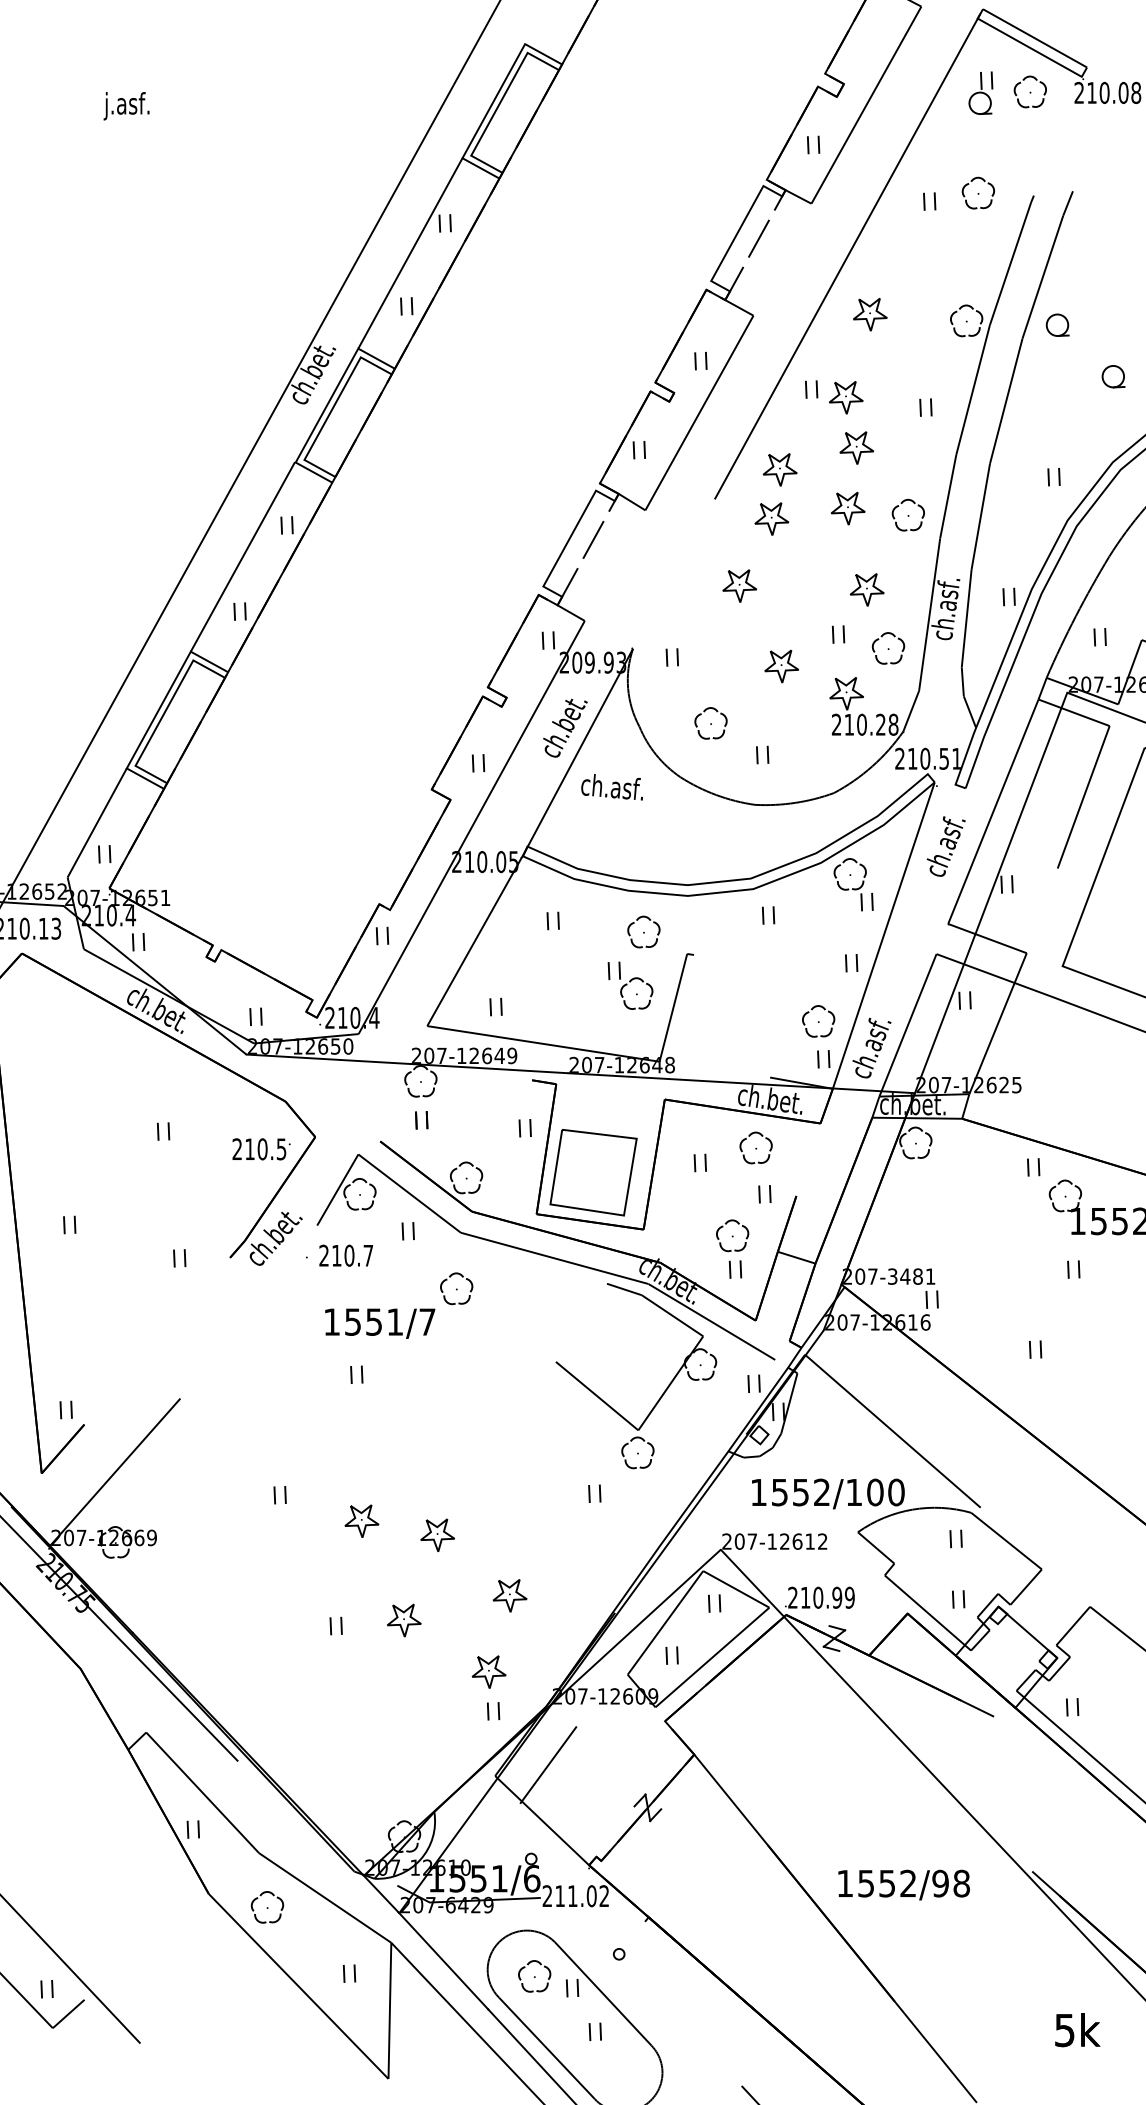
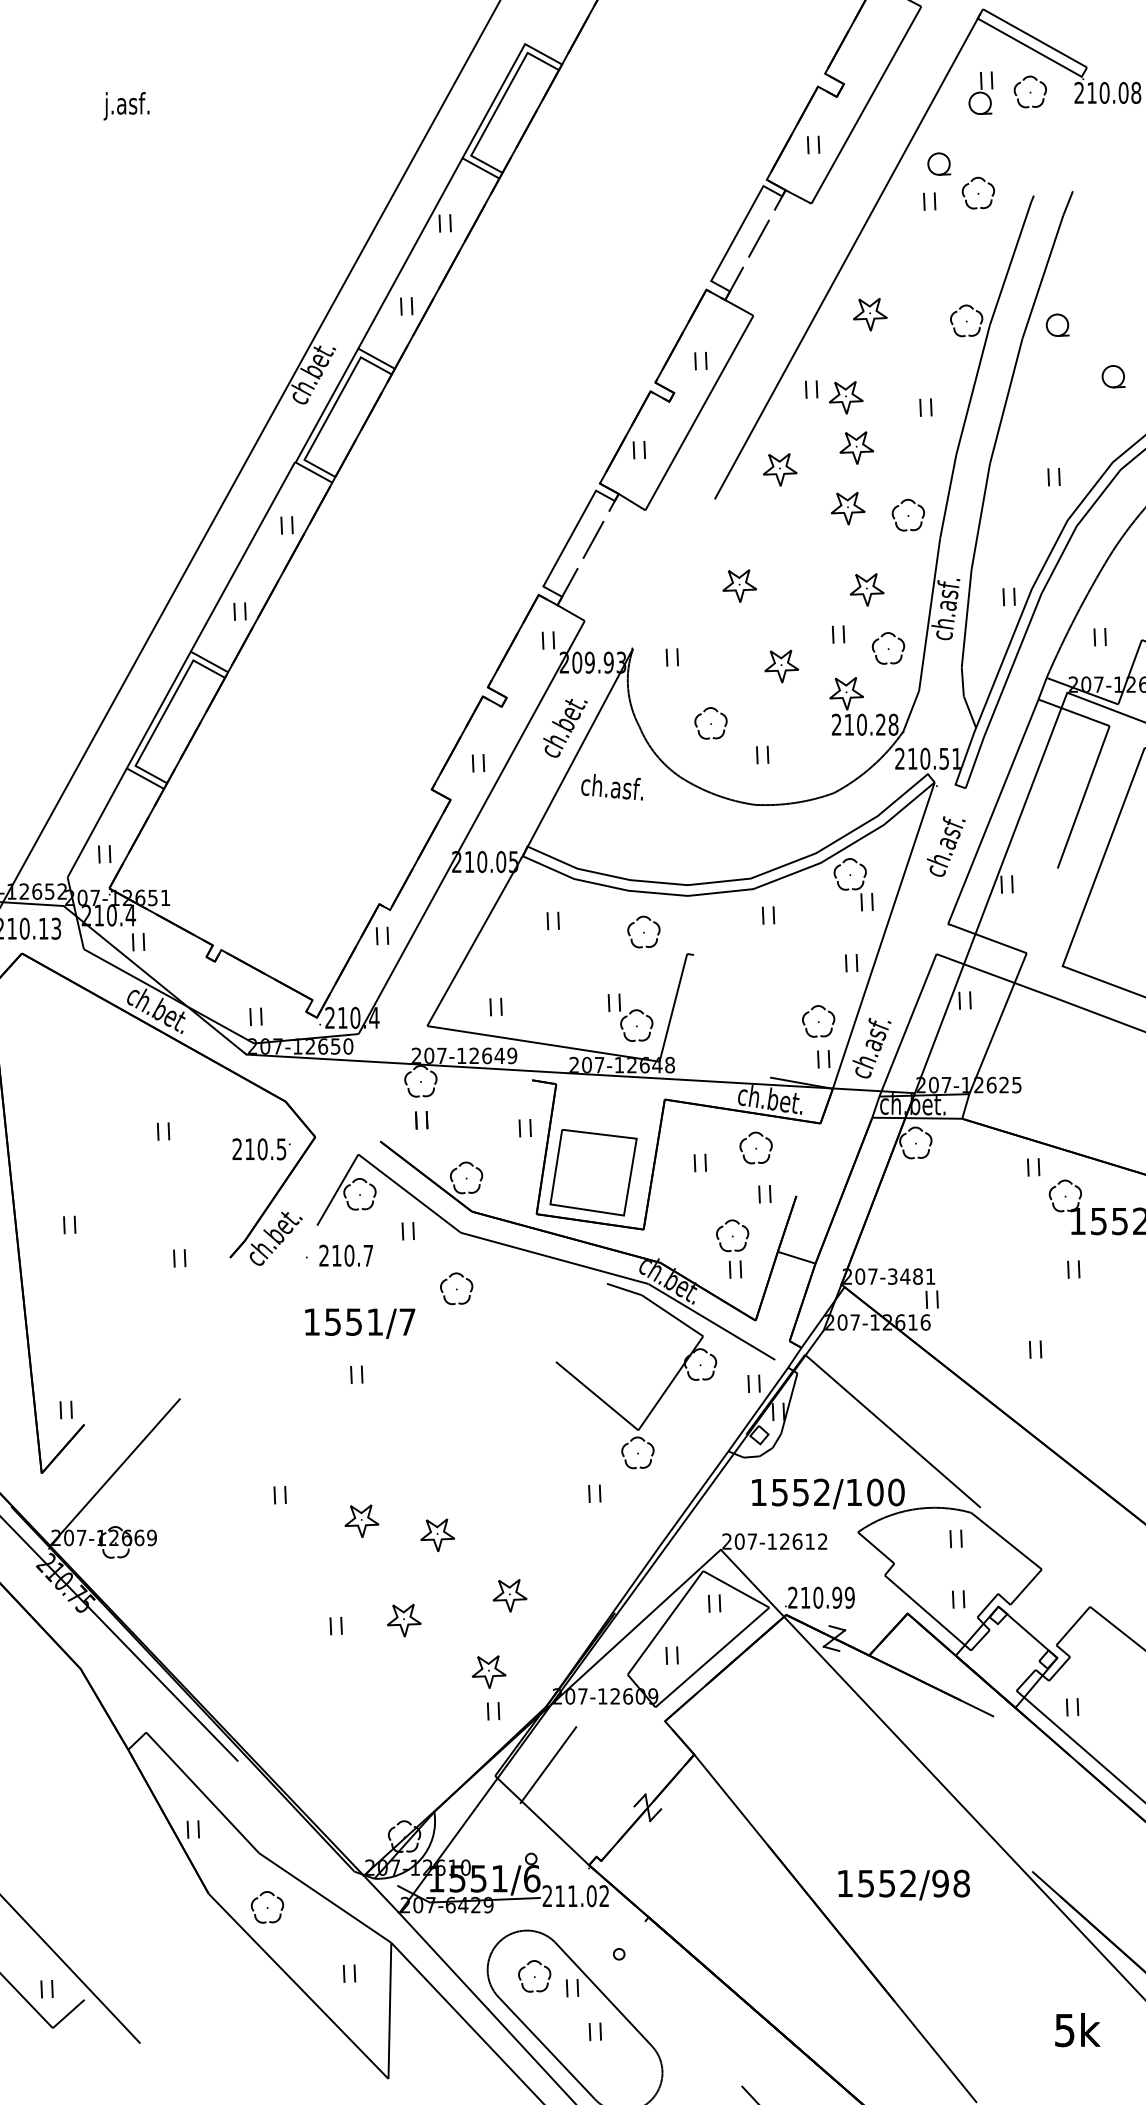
part: none -> present (939, 163)
part: present -> none (771, 518)
part position: (630, 985) -> (630, 1017) (630, 1017)
text position: (380, 1323) -> (360, 1323) (360, 1323)
